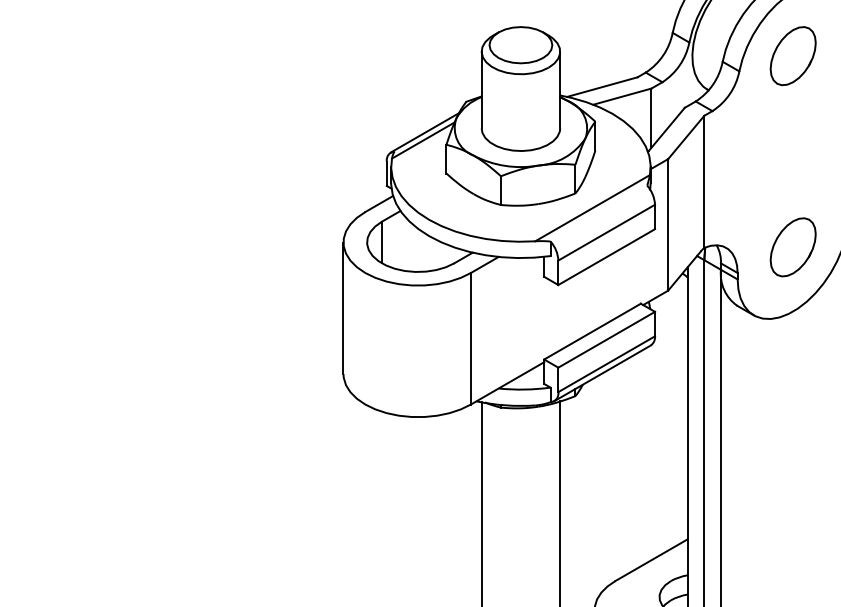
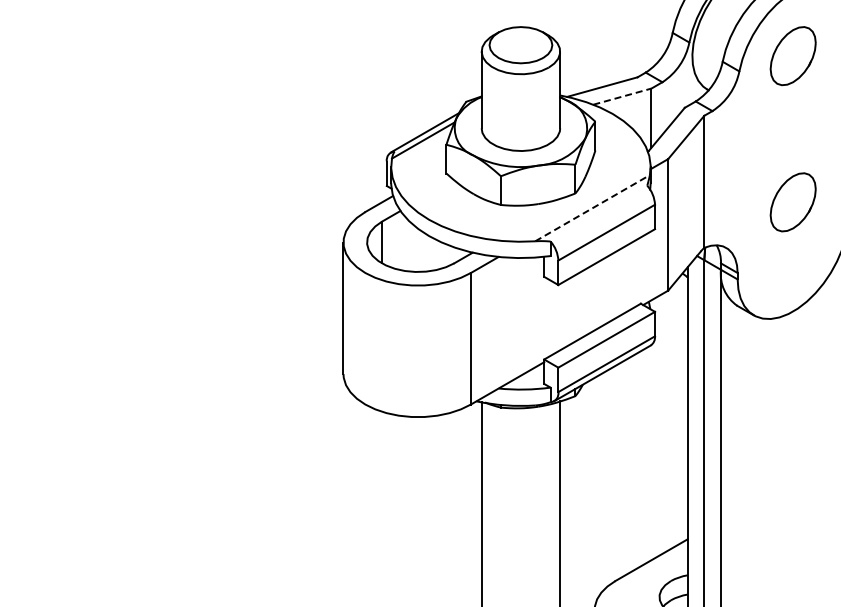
line: solid -> dashed (622, 96)
line: solid -> dashed (593, 207)
part position: (792, 247) -> (792, 202) (792, 202)
